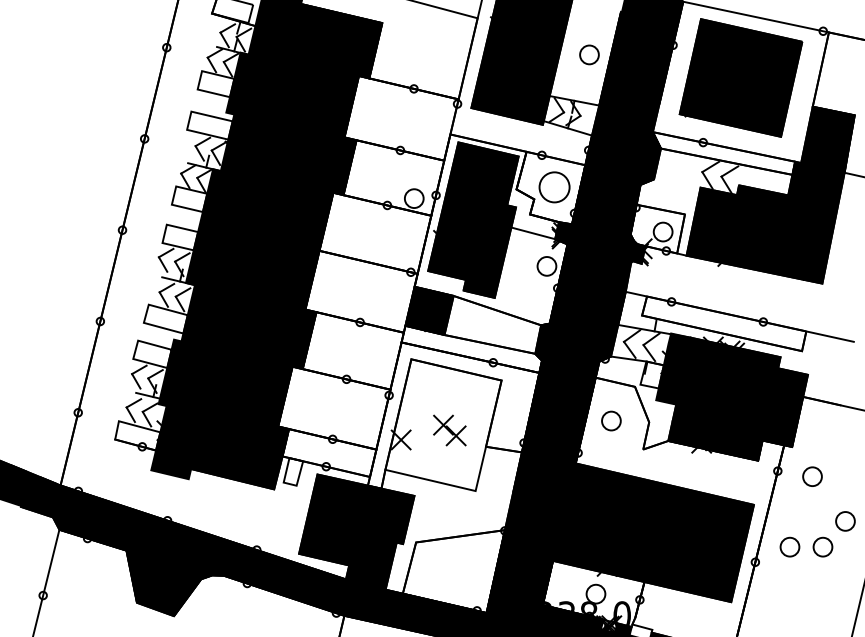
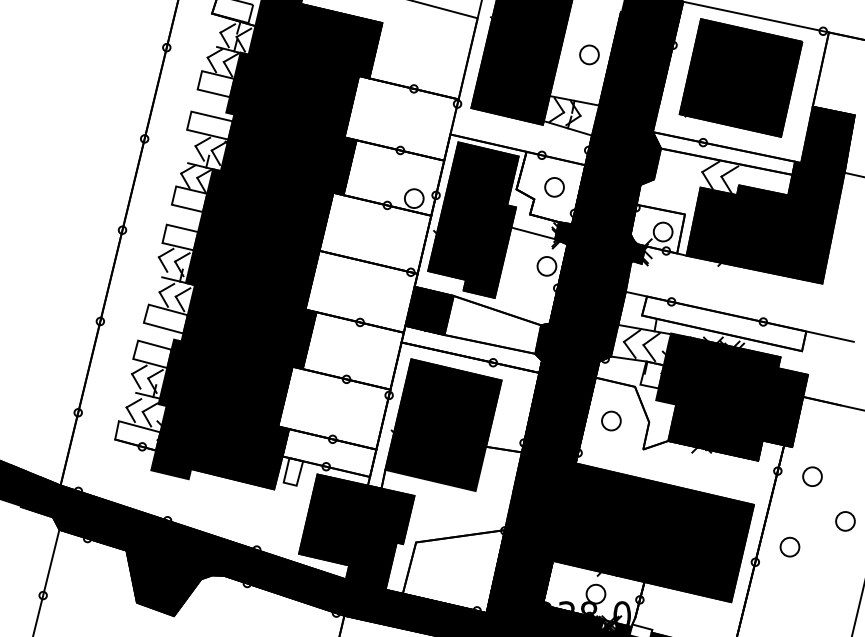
circle diameter: 30 px -> 19 px (554, 186)
fill: none -> present (443, 425)
circle: present -> none (822, 546)
